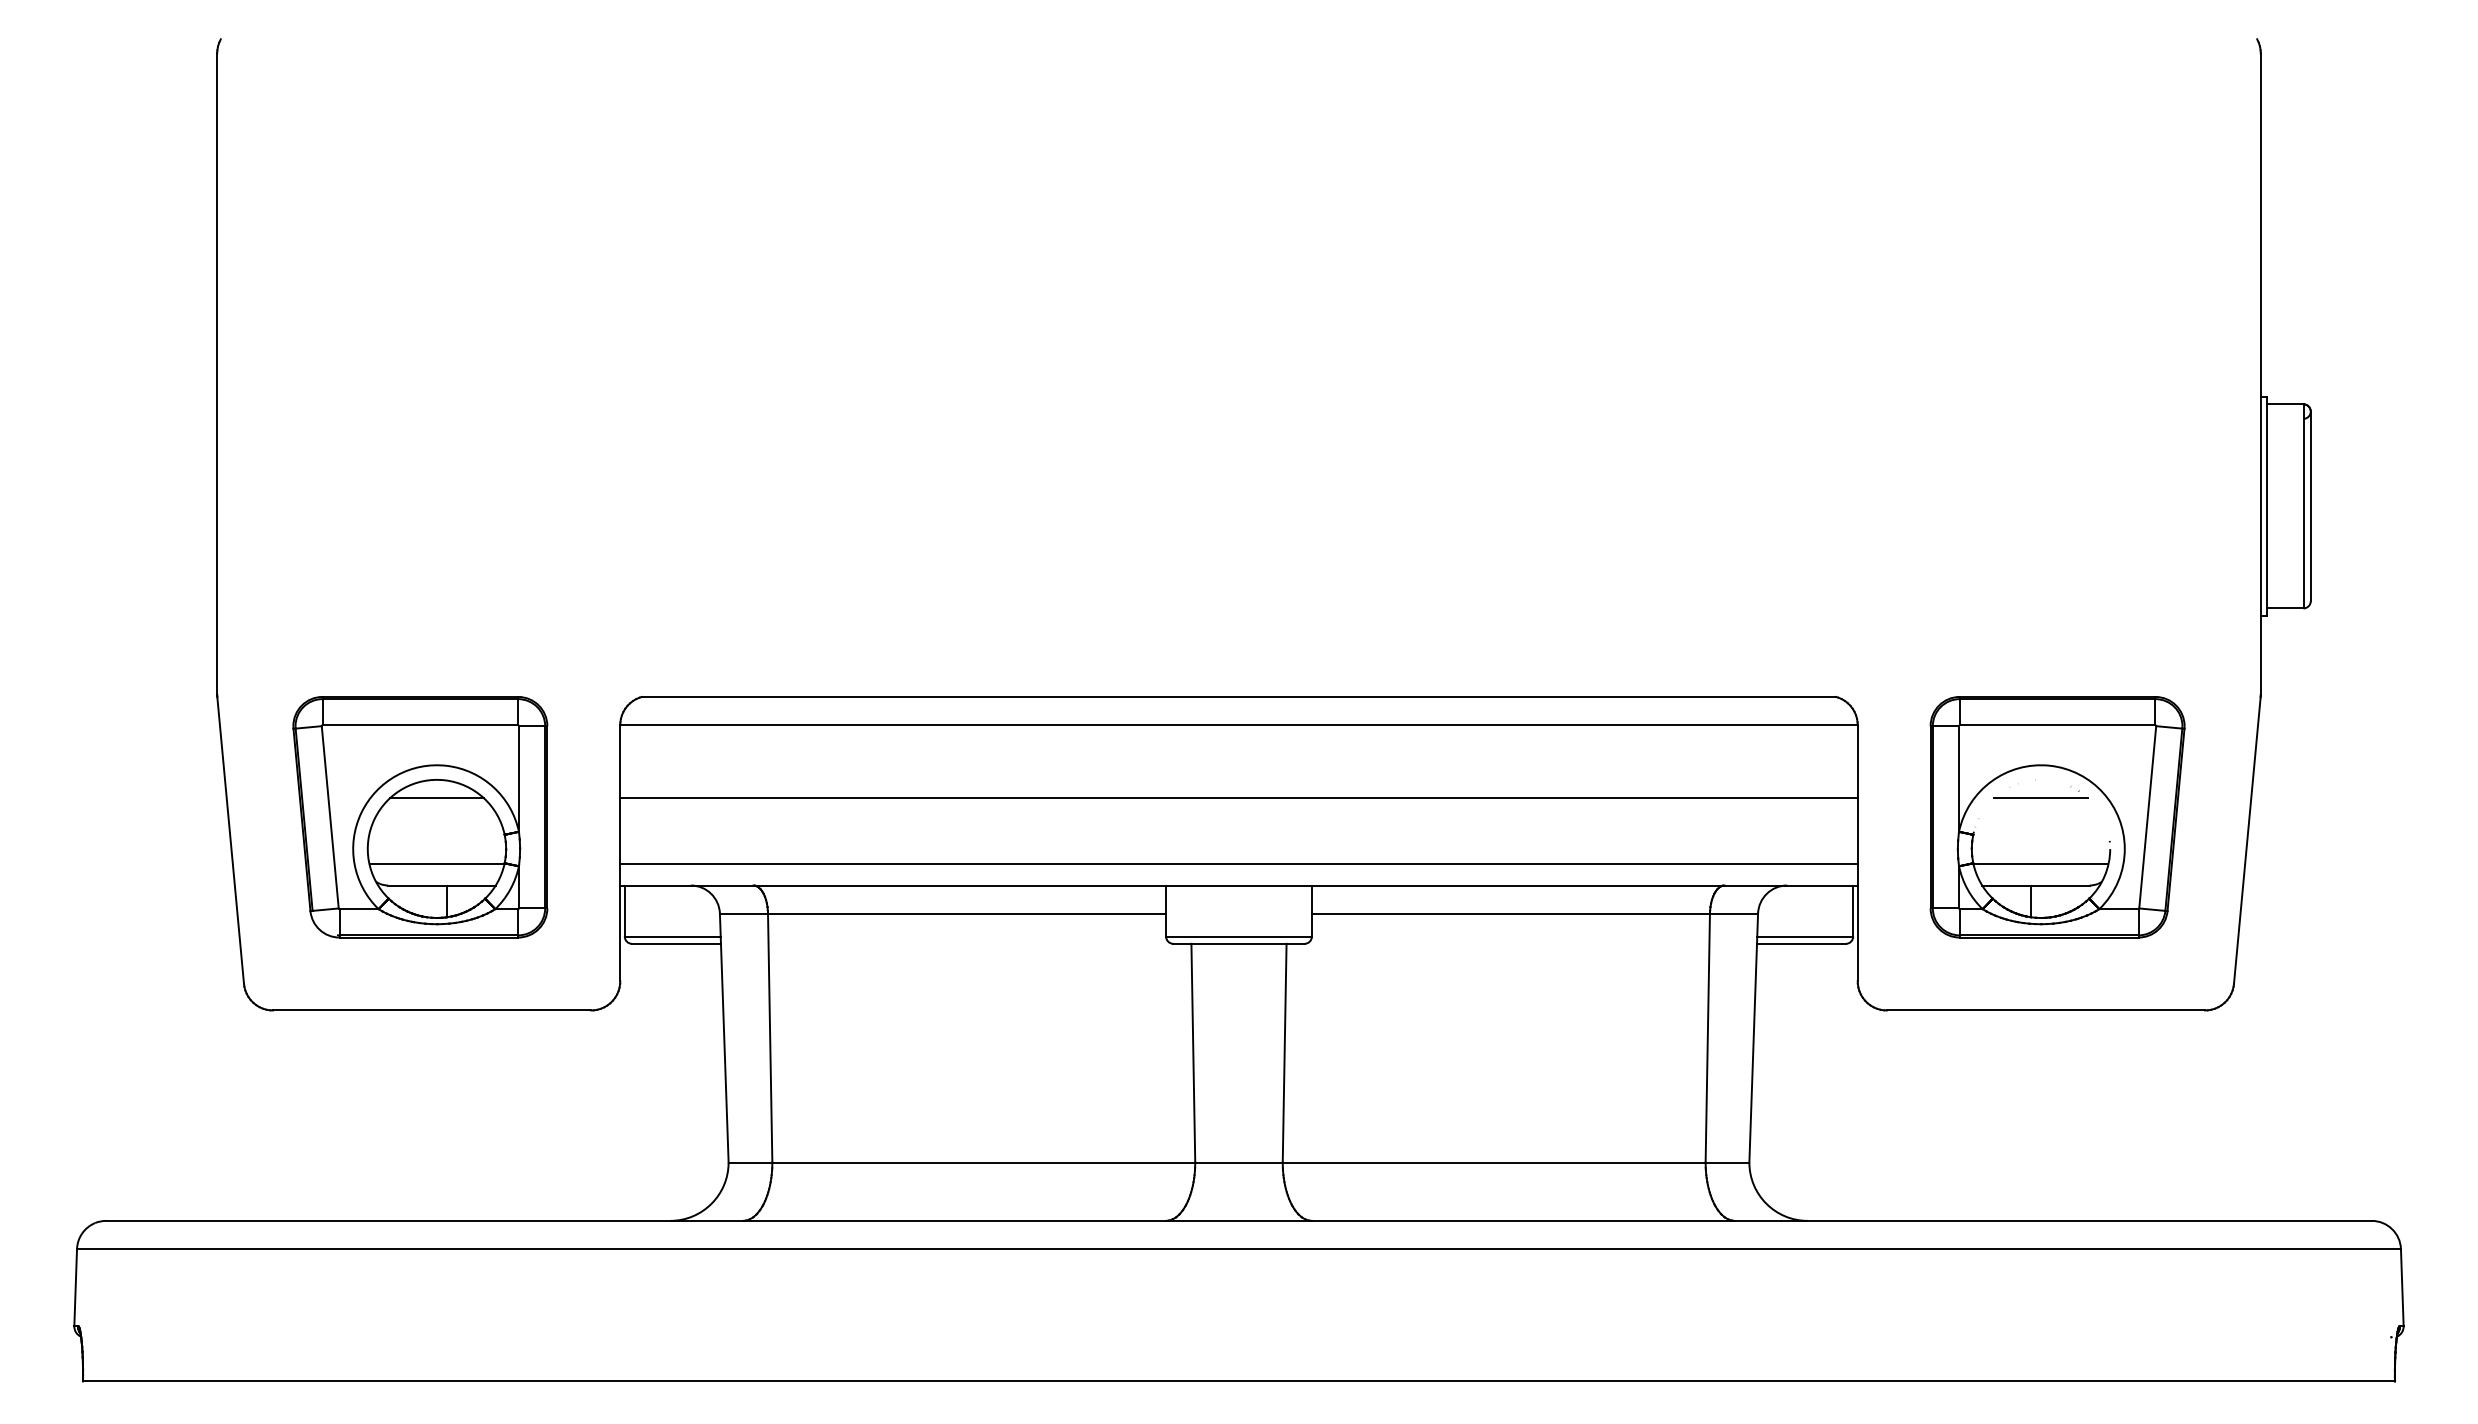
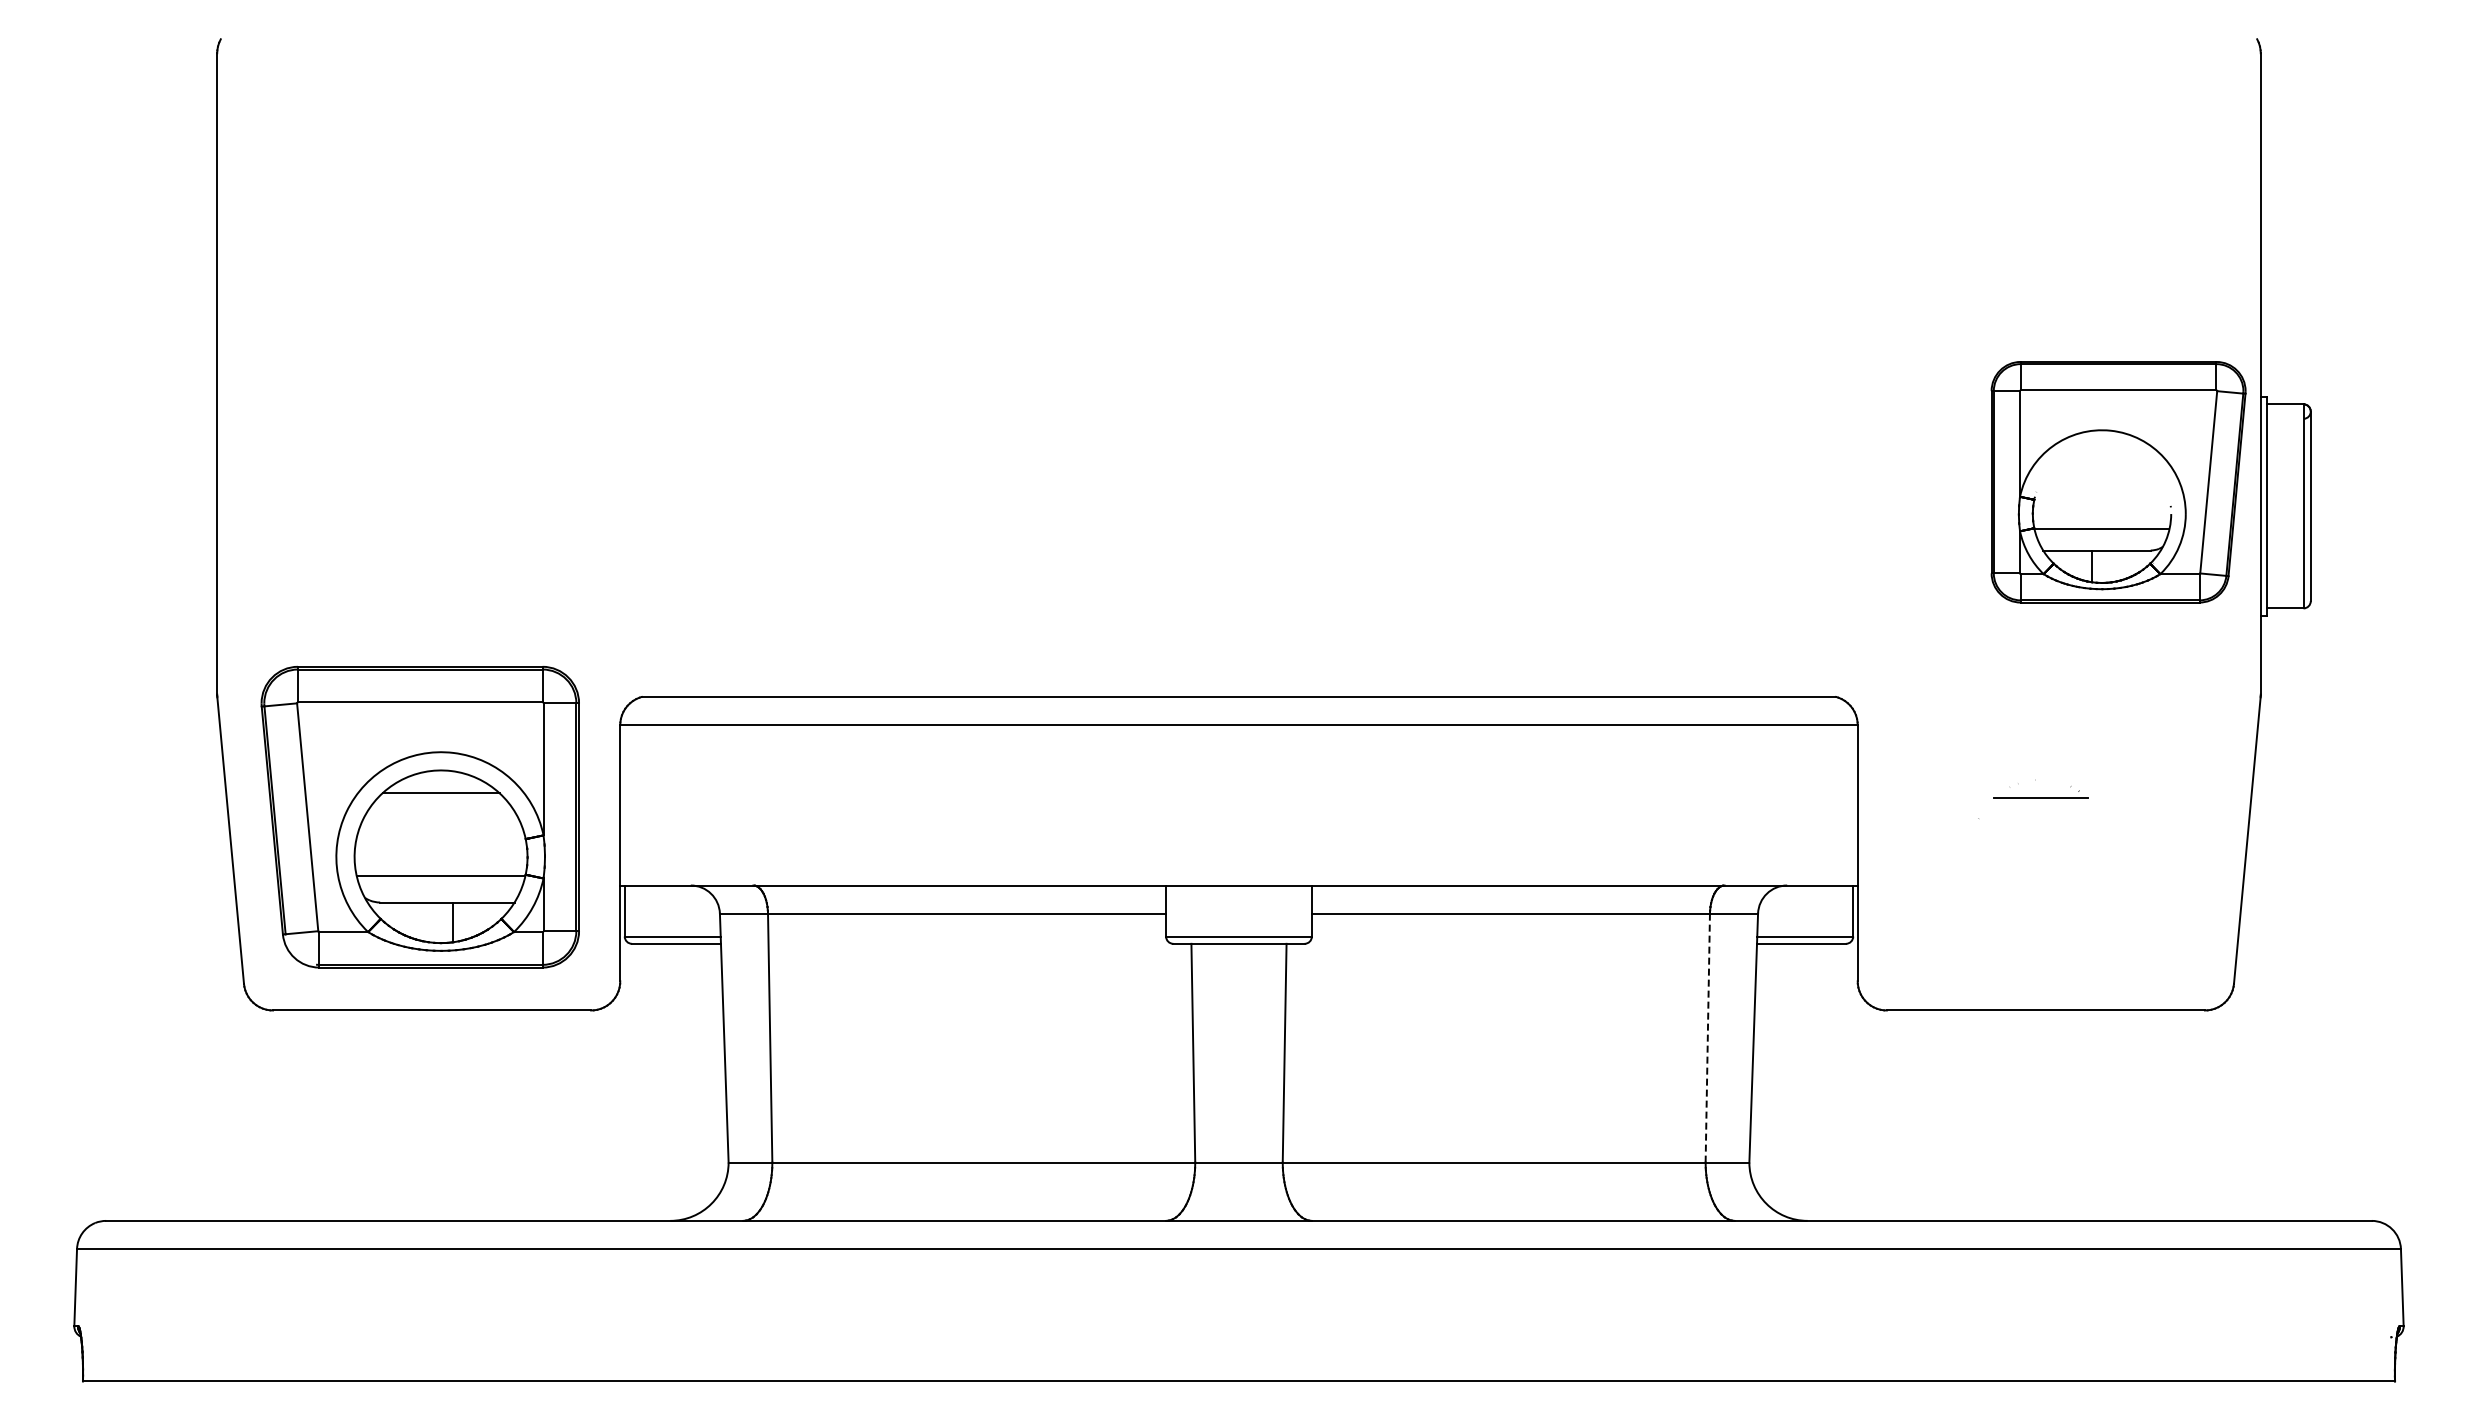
line: present -> none (1238, 798)
part size: 257x243 px -> 320x304 px (419, 816)
part position: (2057, 817) -> (2118, 482) (2118, 482)
line: present -> none (1238, 864)
line: solid -> dashed (1707, 1038)
